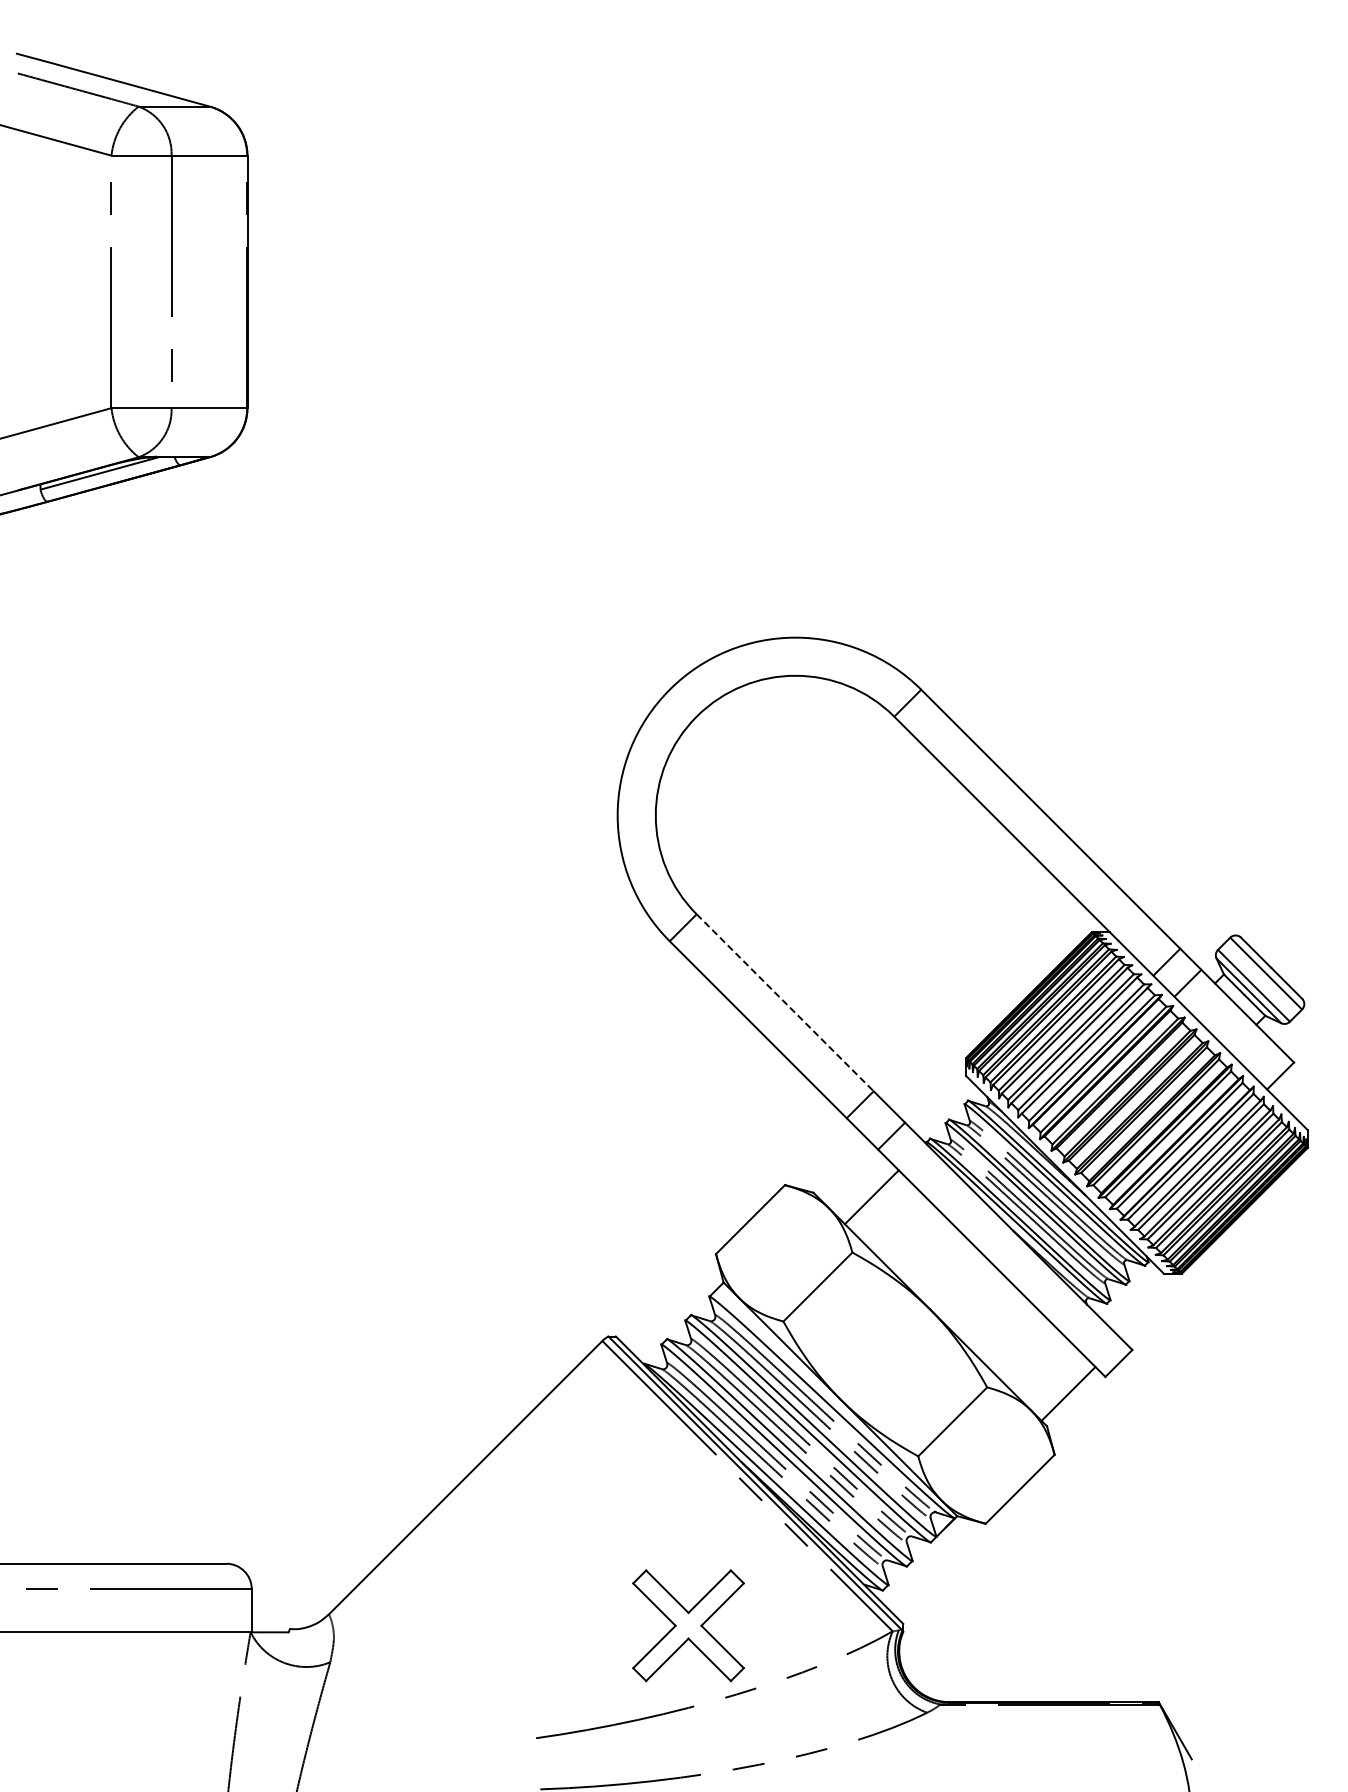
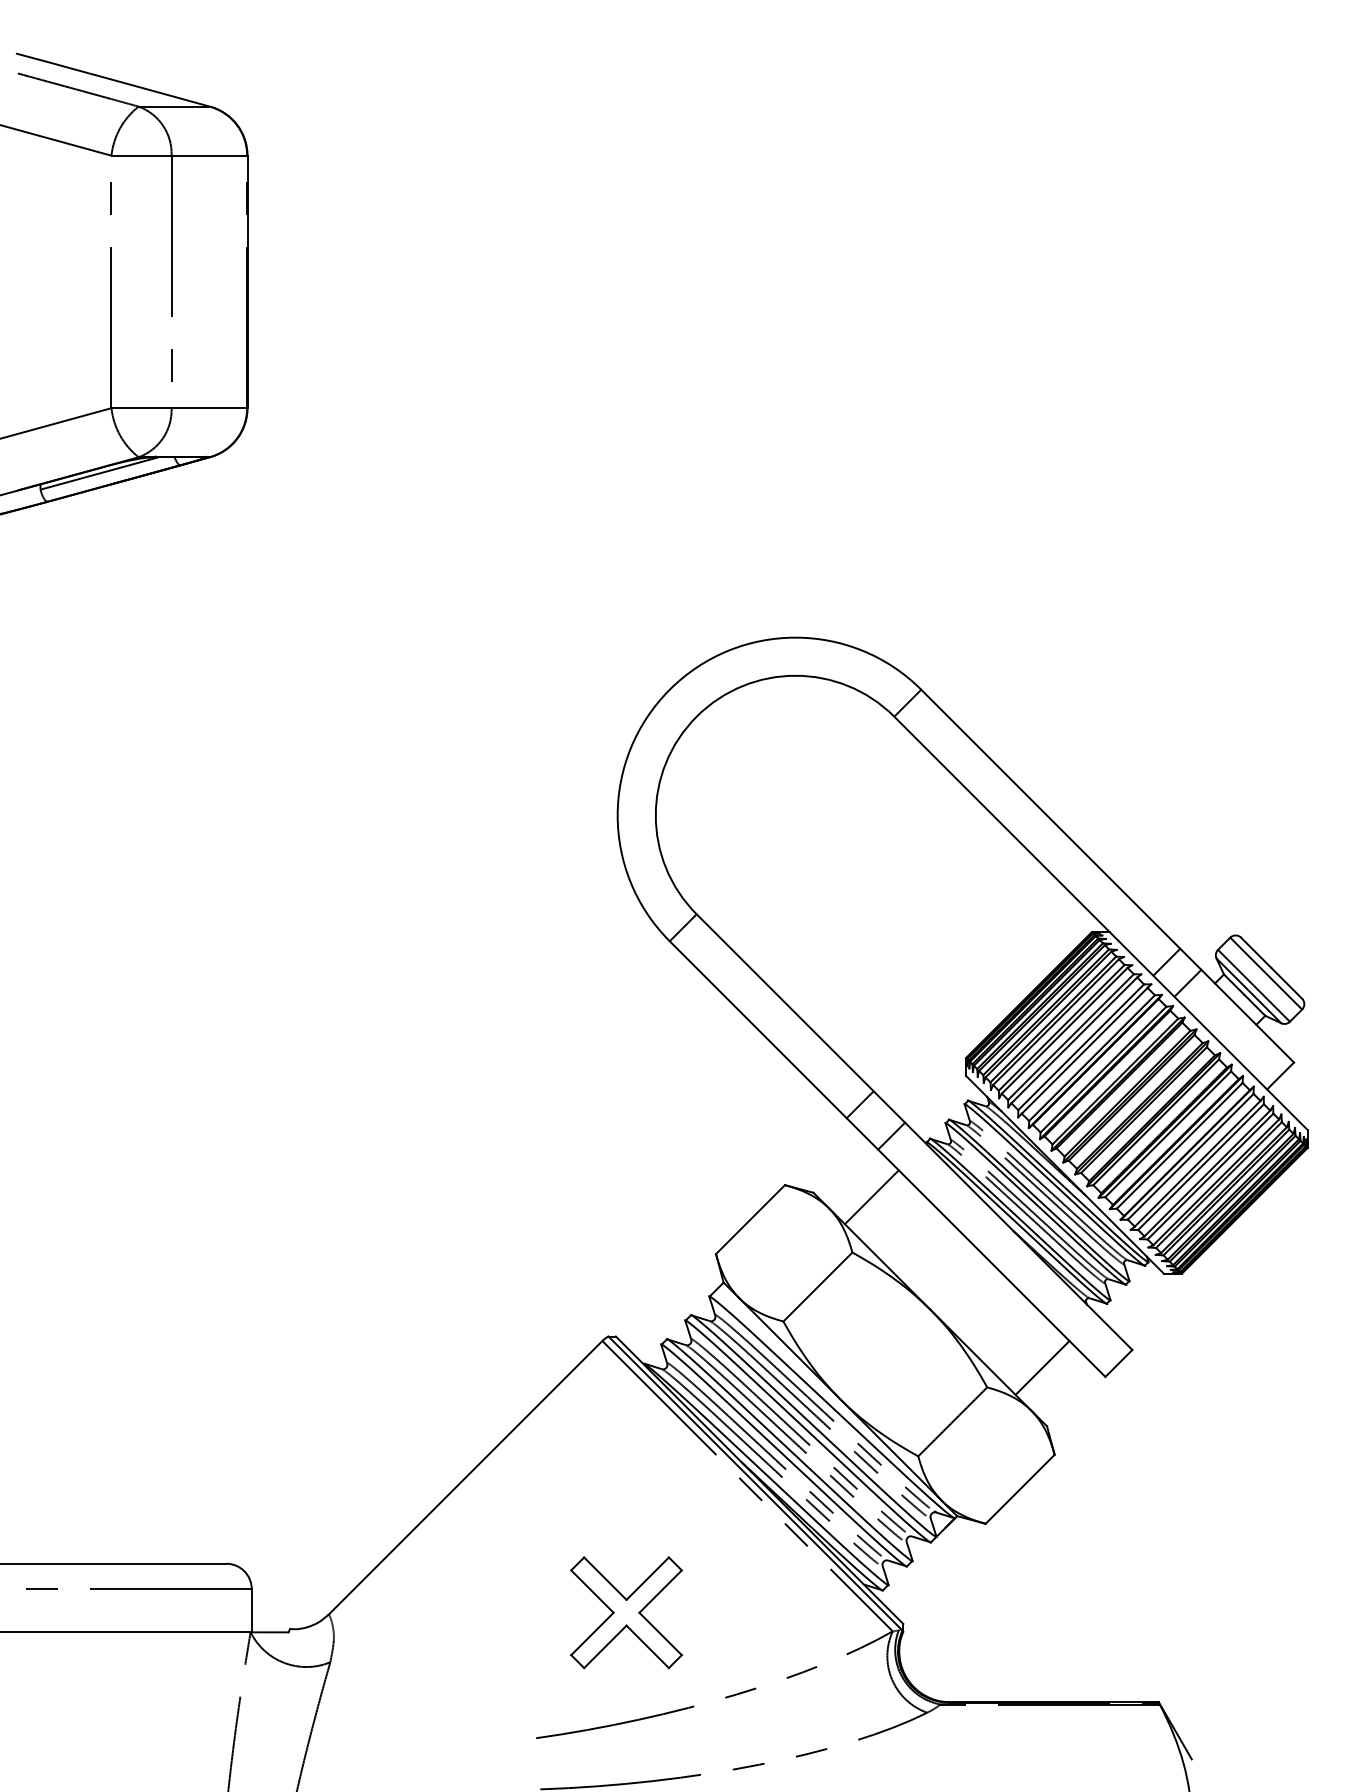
line: dashed -> solid (785, 1003)
line position: (1068, 1393) -> (1042, 1367) (1042, 1367)
part position: (688, 1625) -> (626, 1612) (626, 1612)
